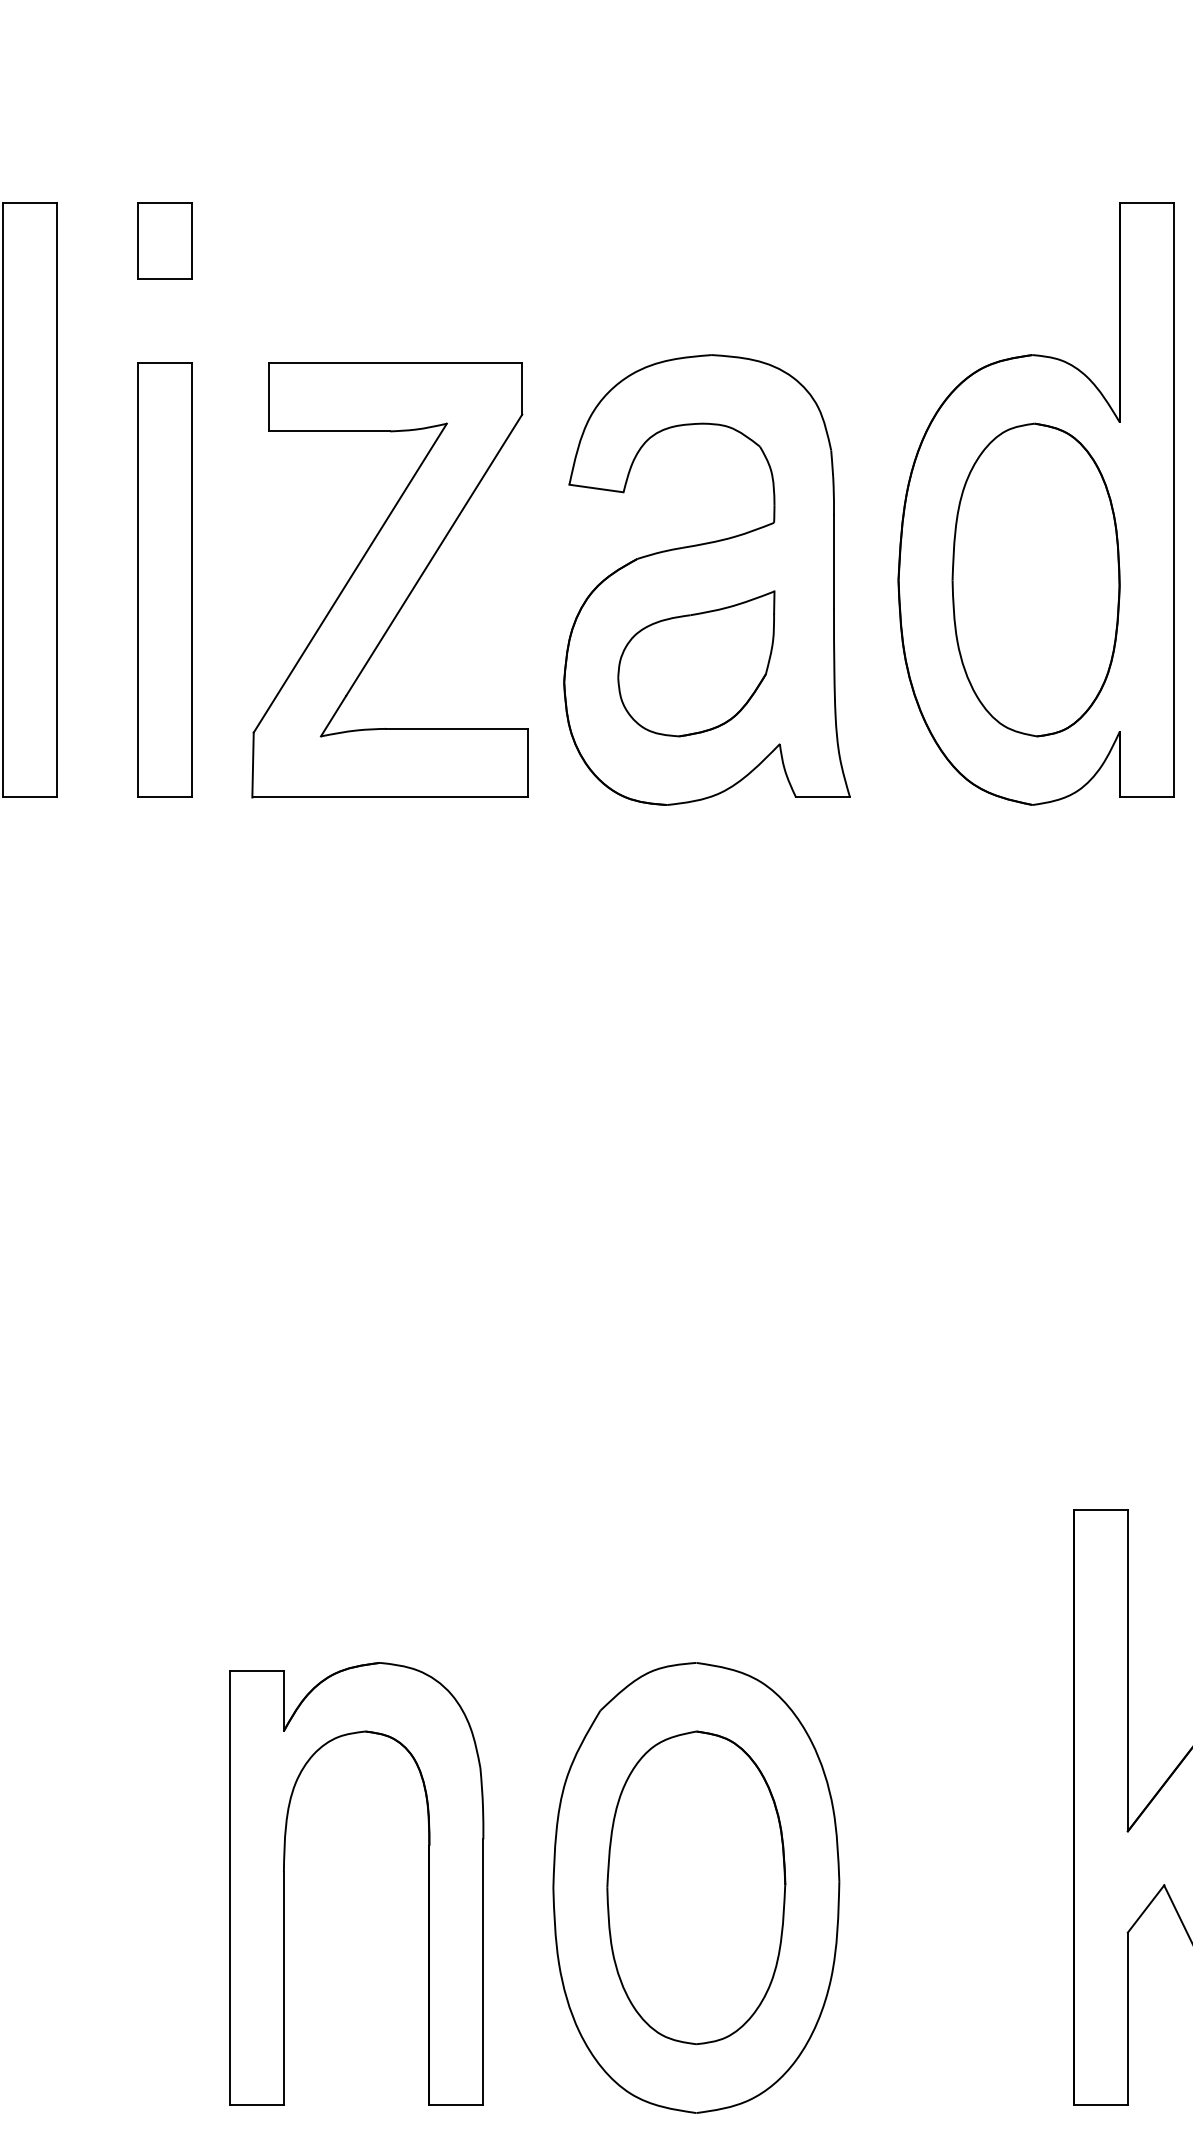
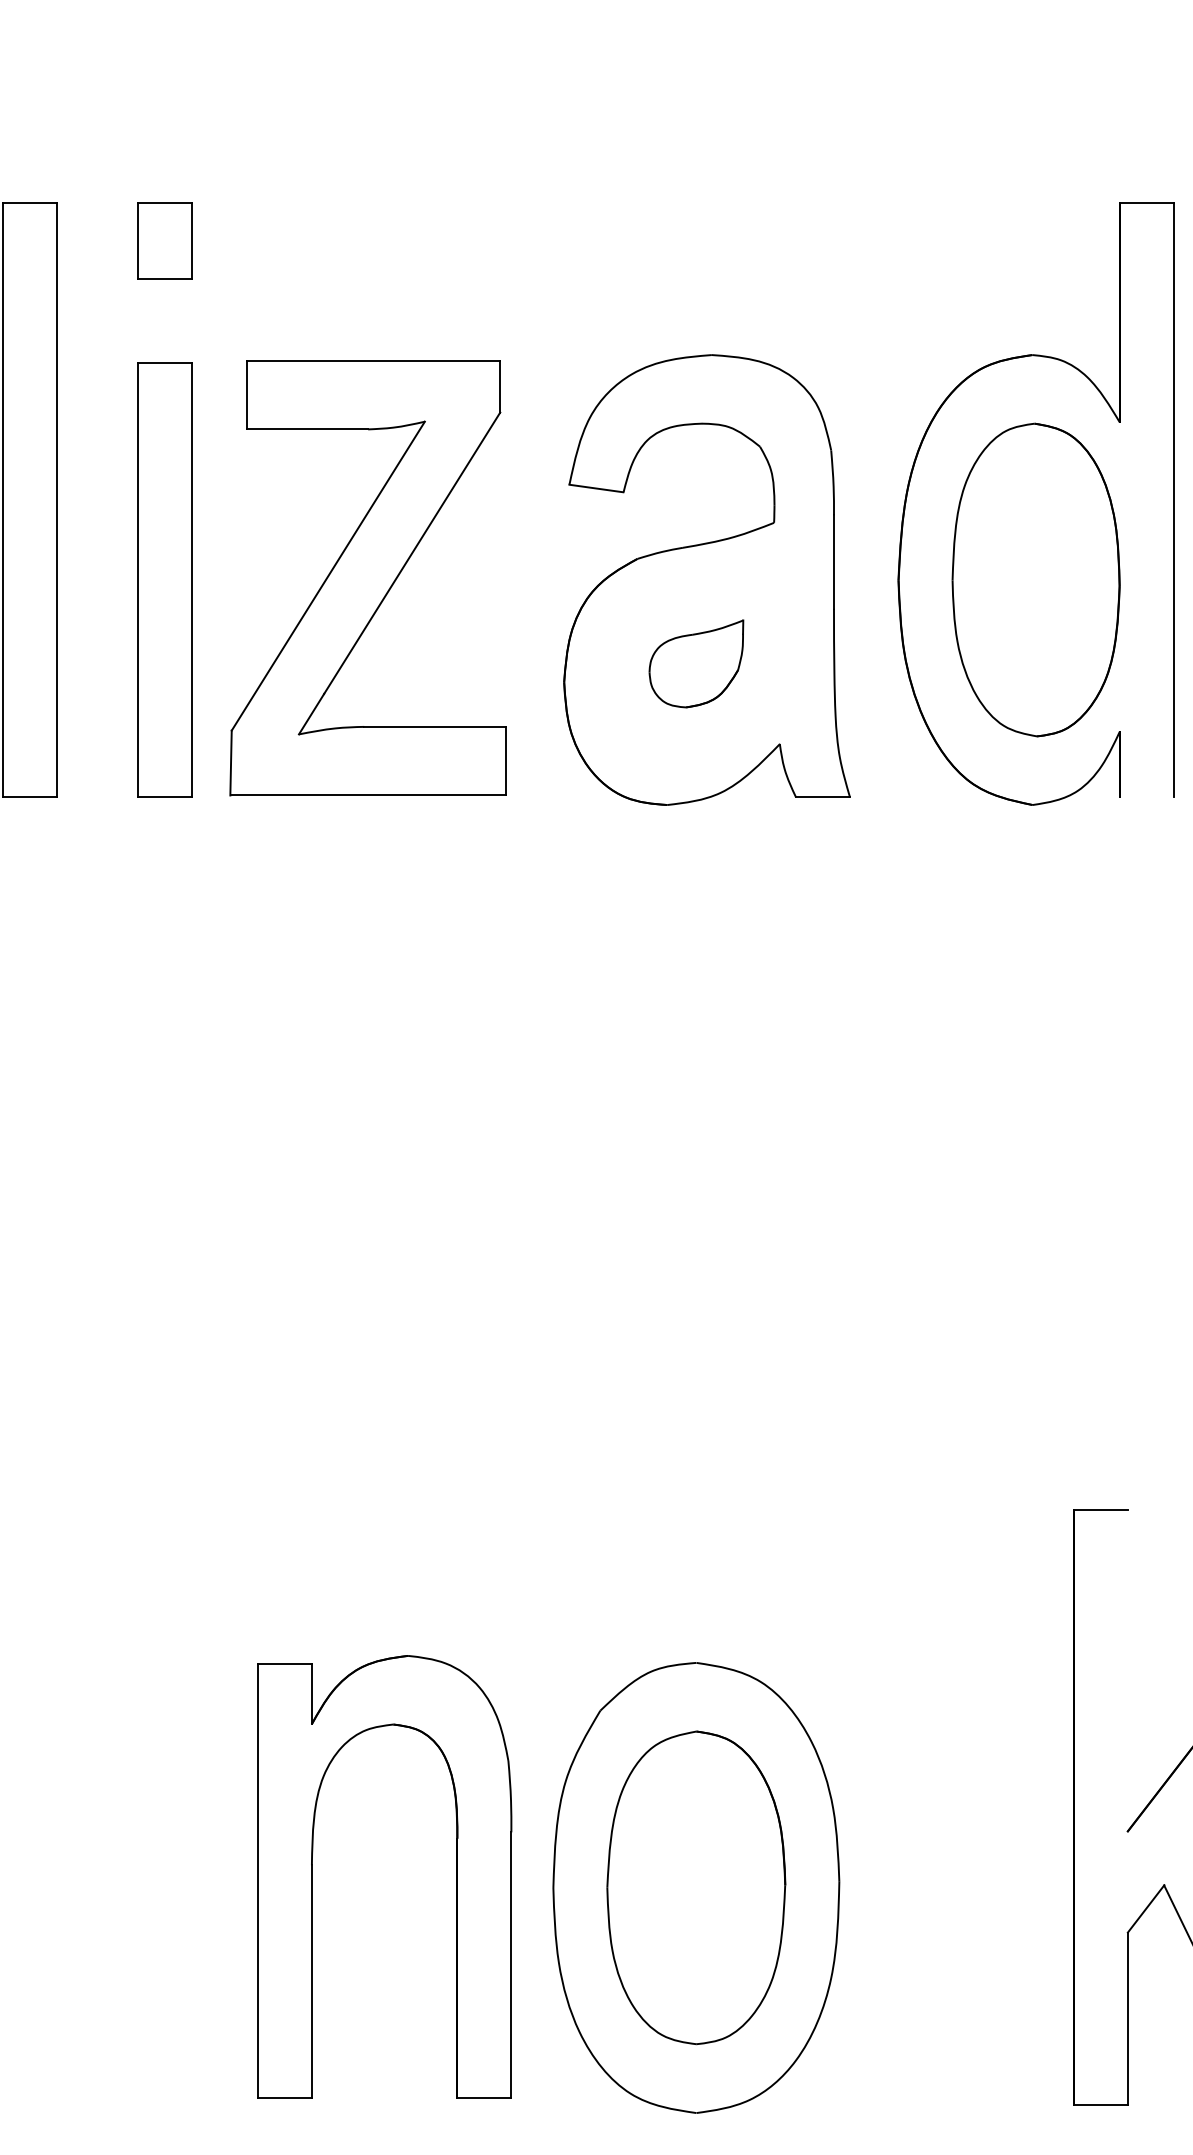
part position: (389, 580) -> (367, 578) (367, 578)
part size: 159x148 px -> 97x90 px (696, 663)
line: present -> none (1146, 797)
line: present -> none (1127, 1670)
part position: (284, 1883) -> (312, 1876) (312, 1876)
